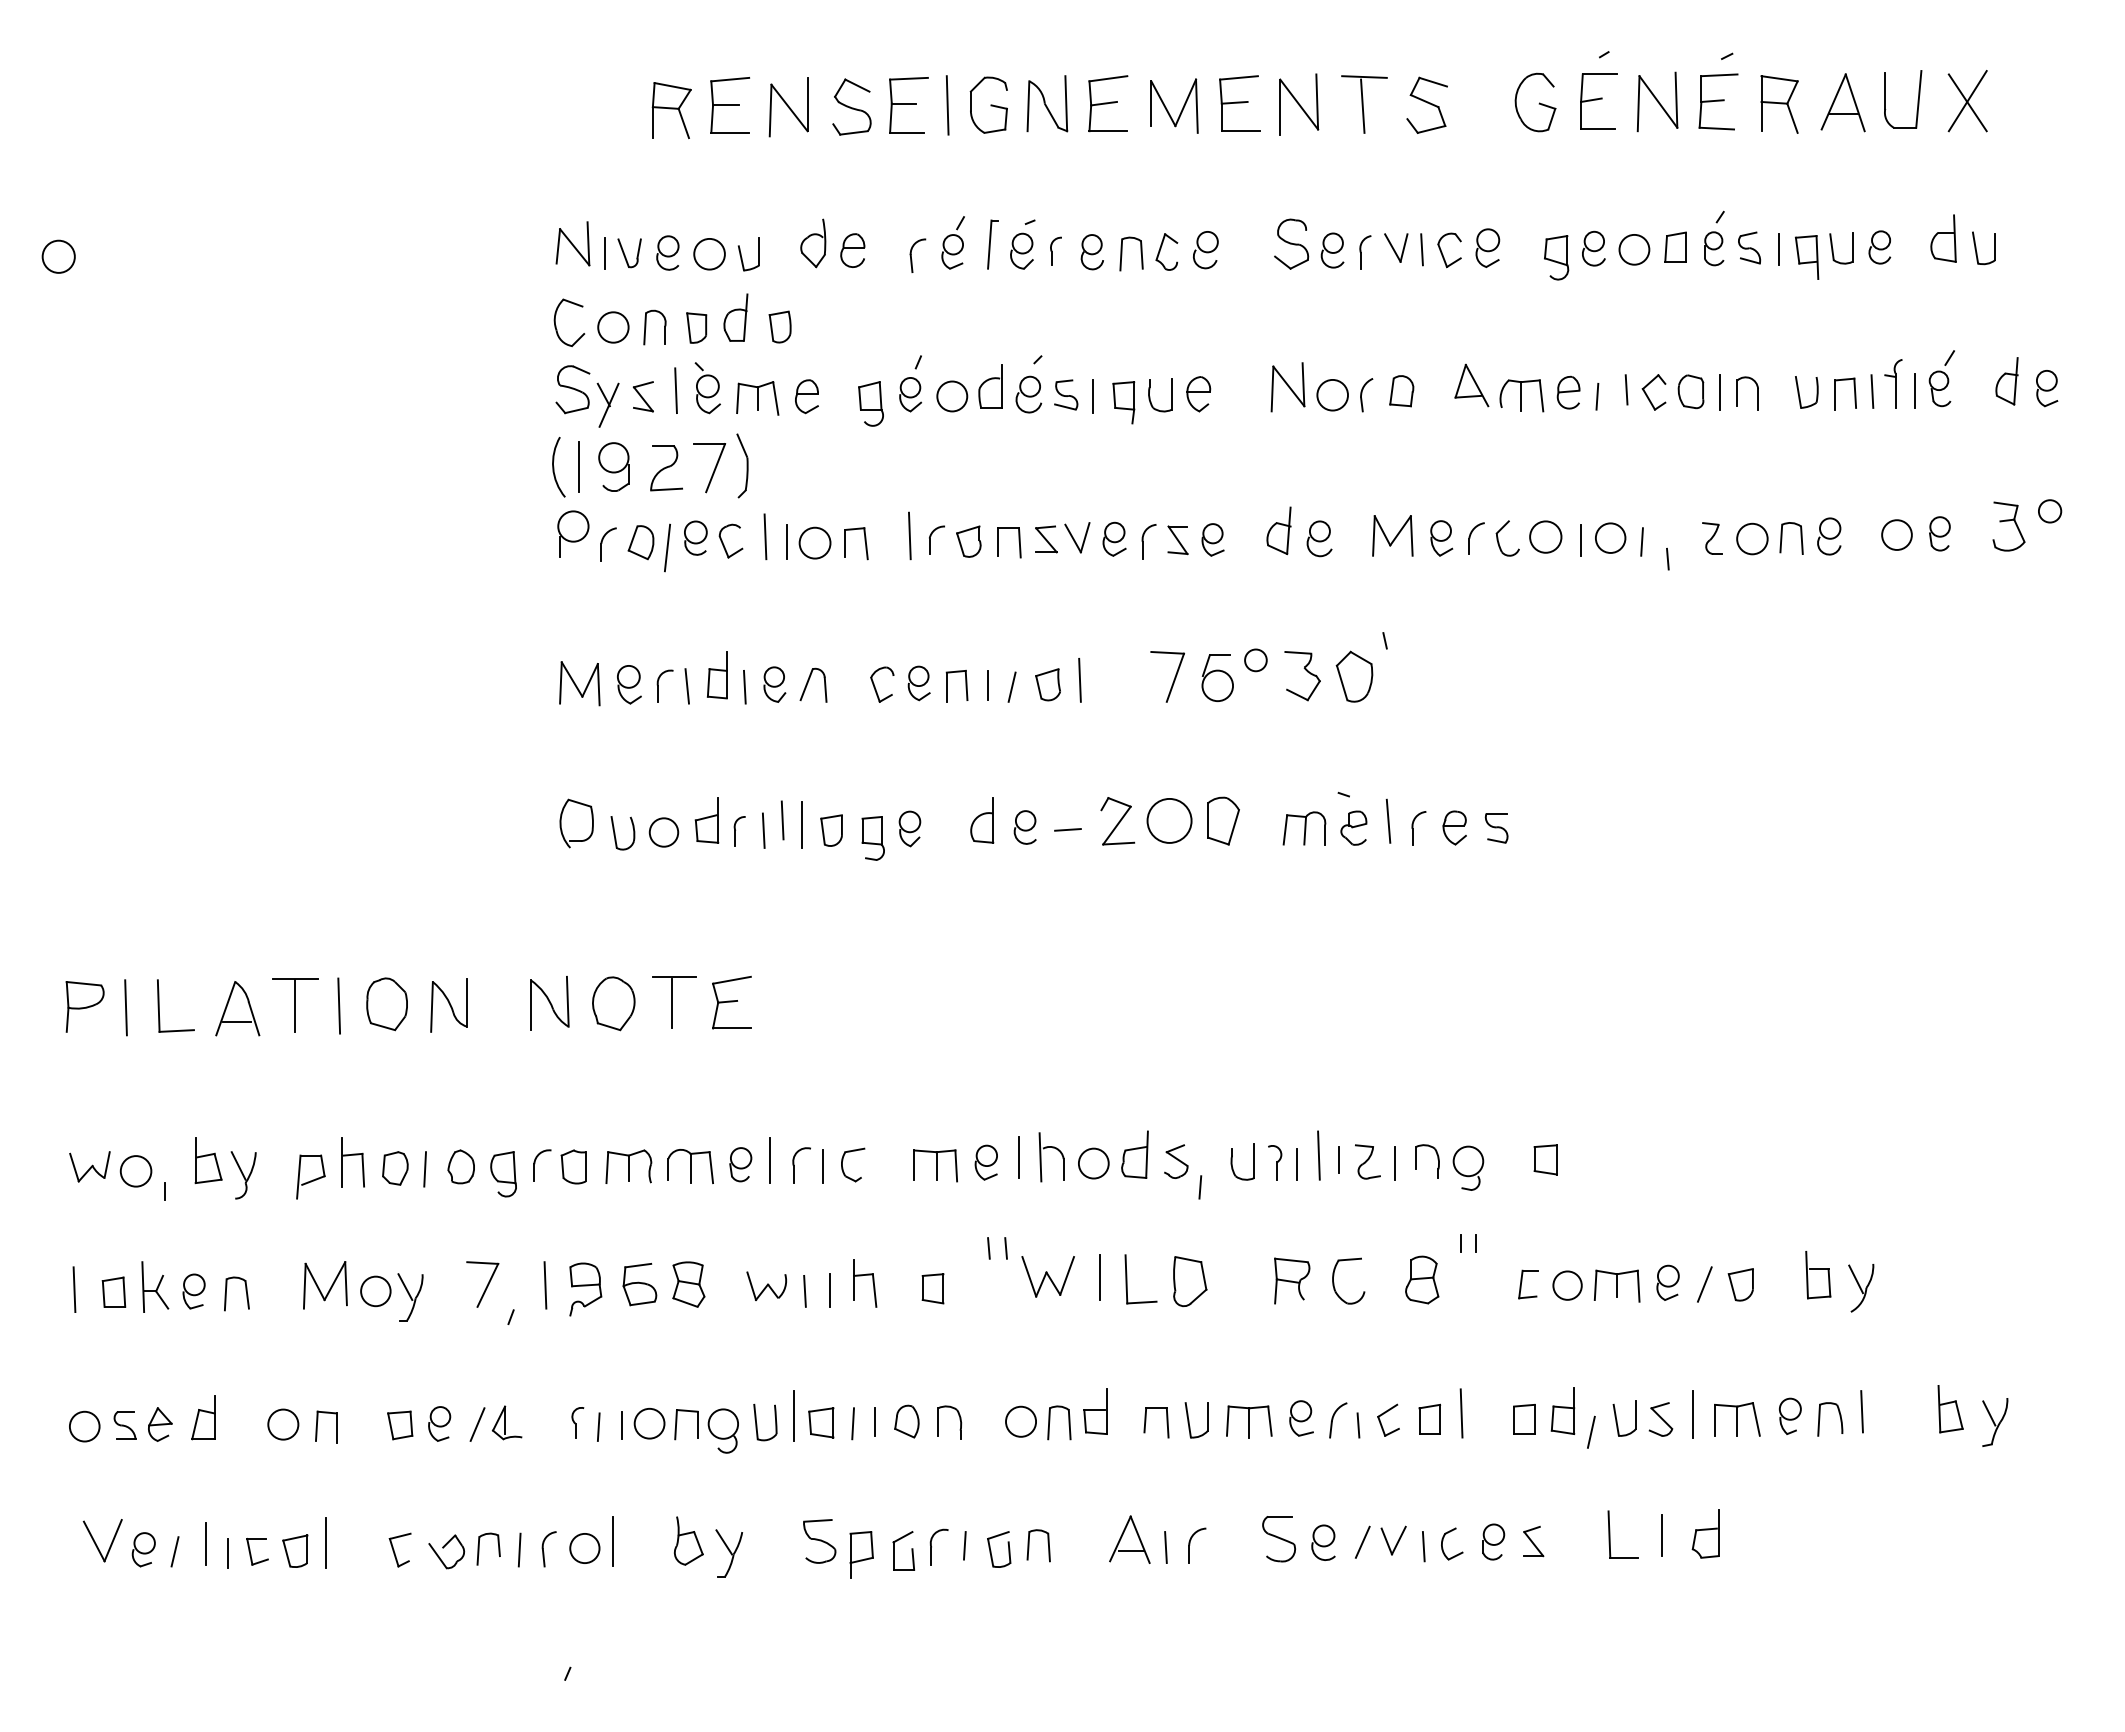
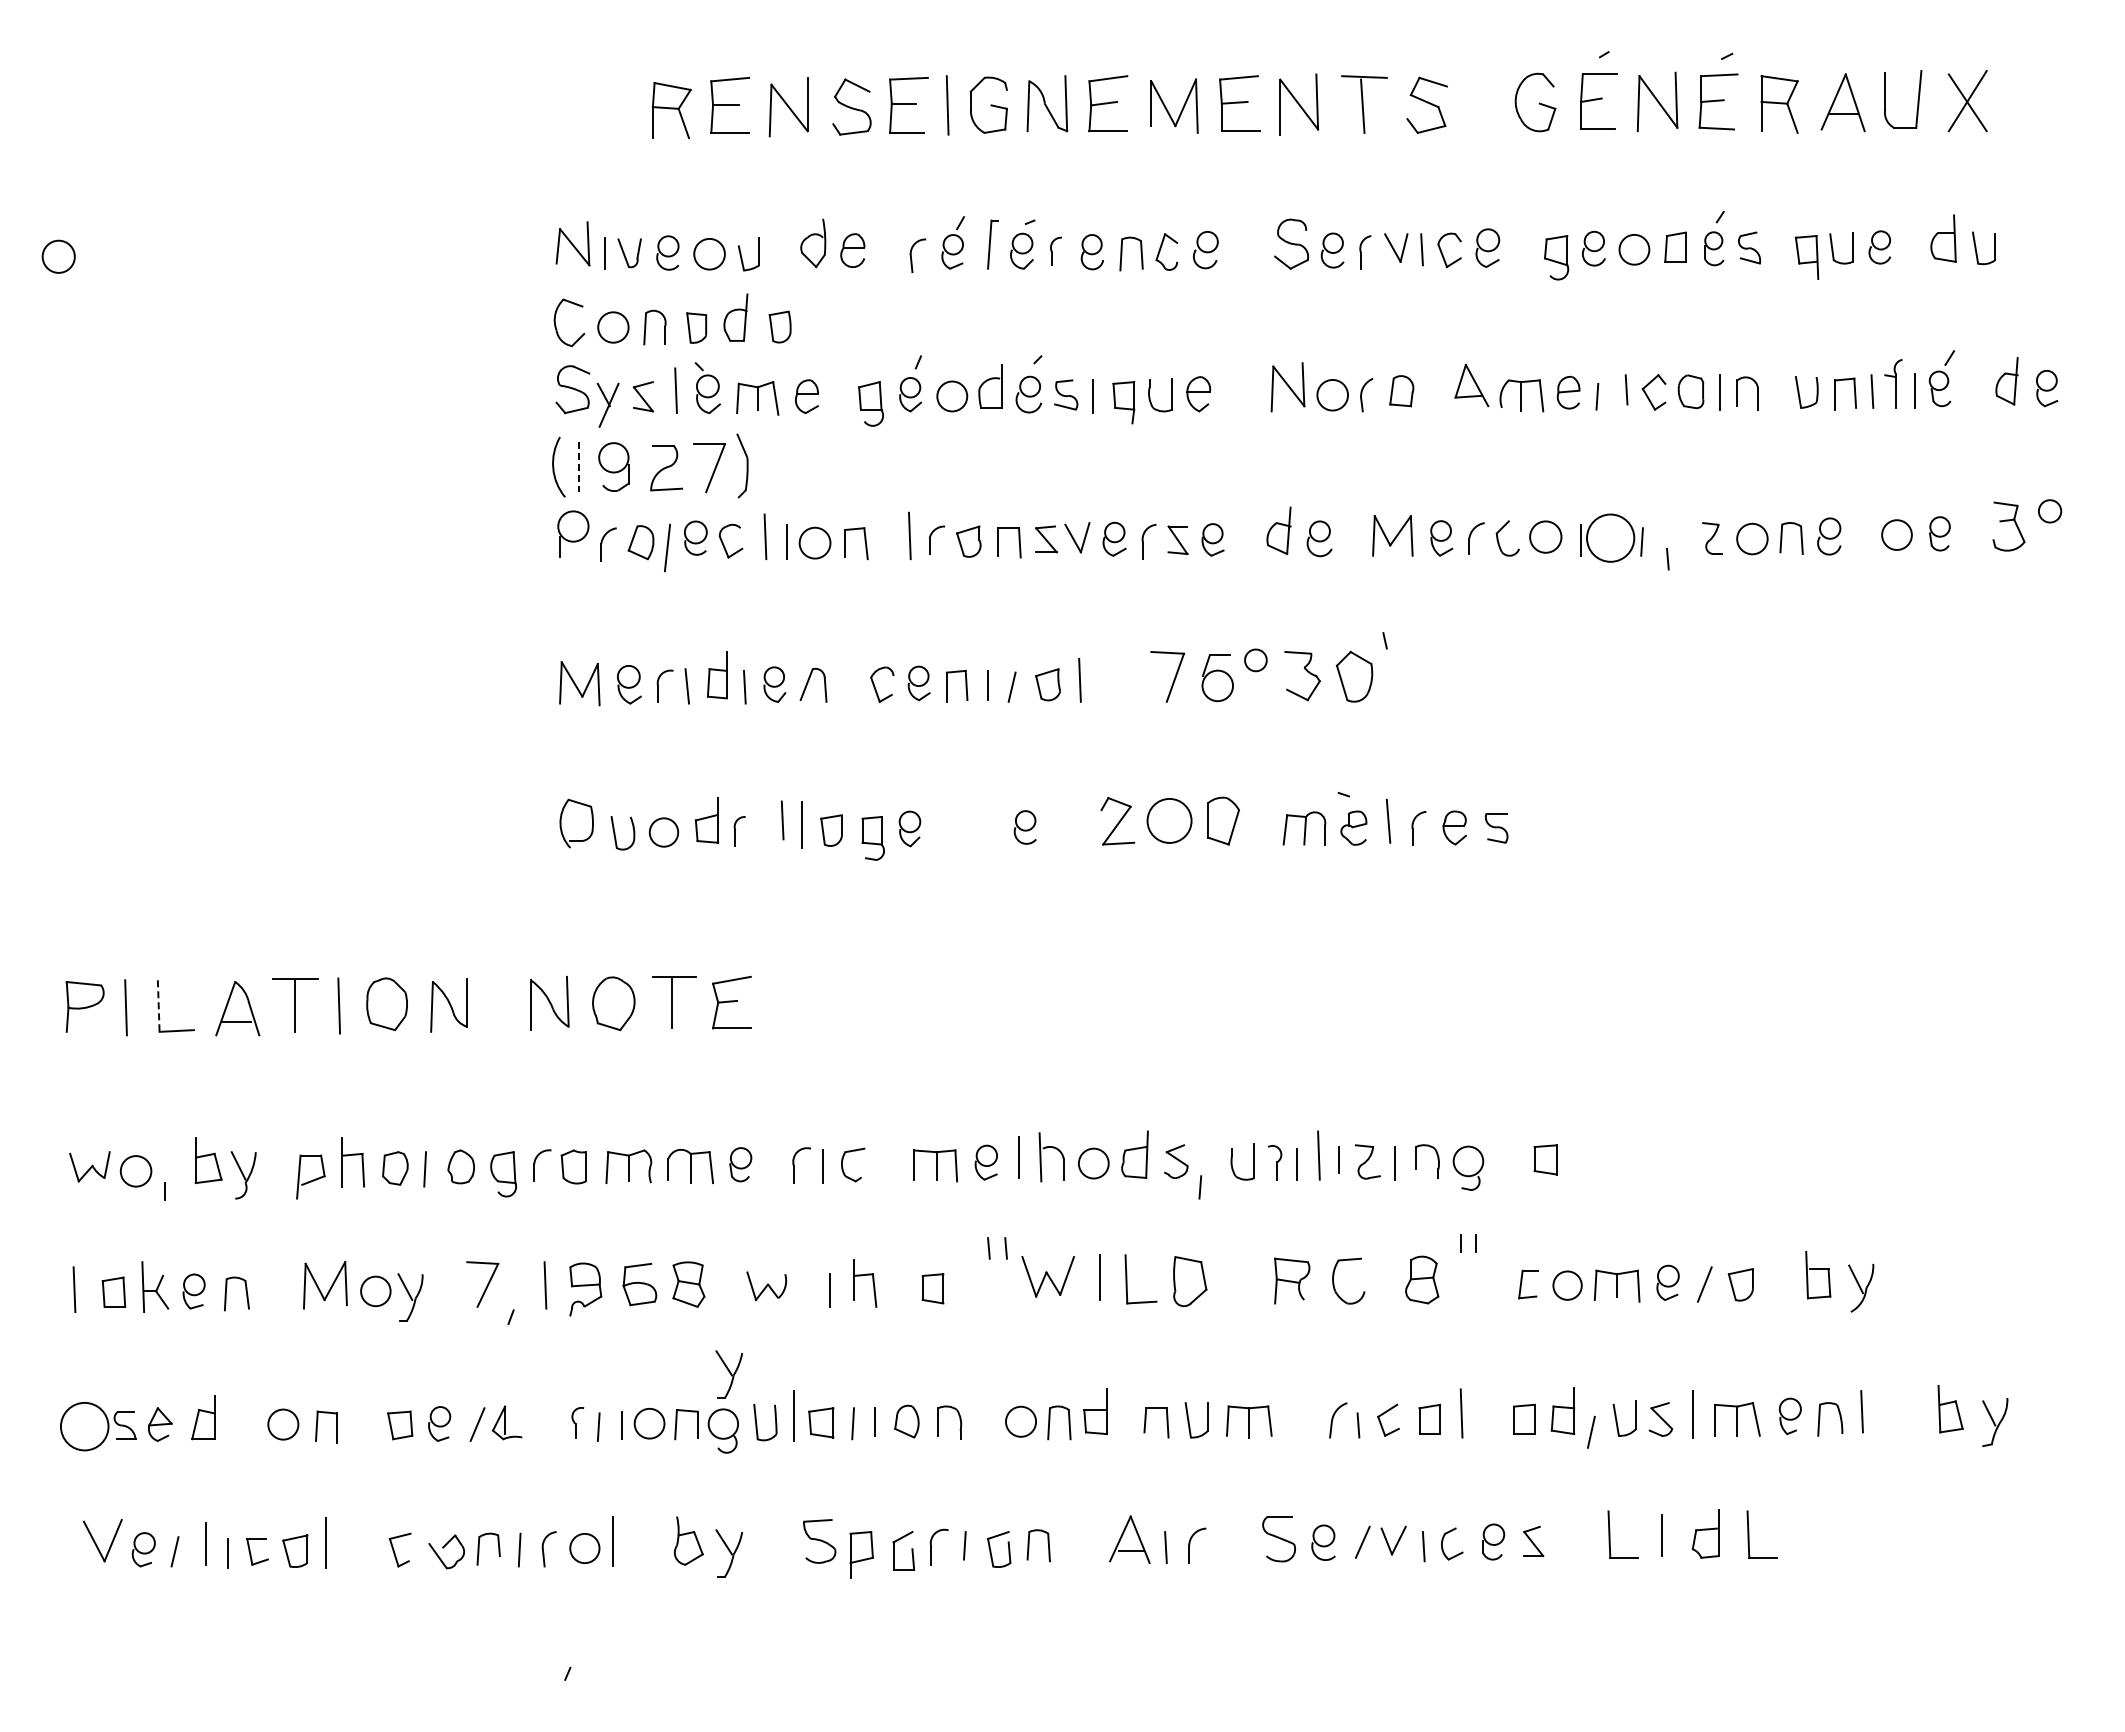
line: present -> none (1778, 249)
line: solid -> dashed (578, 467)
circle diameter: 30 px -> 47 px (1610, 537)
part: present -> none (982, 820)
line: present -> none (1067, 829)
line: present -> none (763, 830)
line: solid -> dashed (158, 1006)
line: present -> none (769, 1160)
line: present -> none (804, 1290)
part: none -> present (728, 1374)
part: present -> none (1301, 1418)
circle diameter: 30 px -> 48 px (84, 1426)
part: none -> present (1749, 1534)
